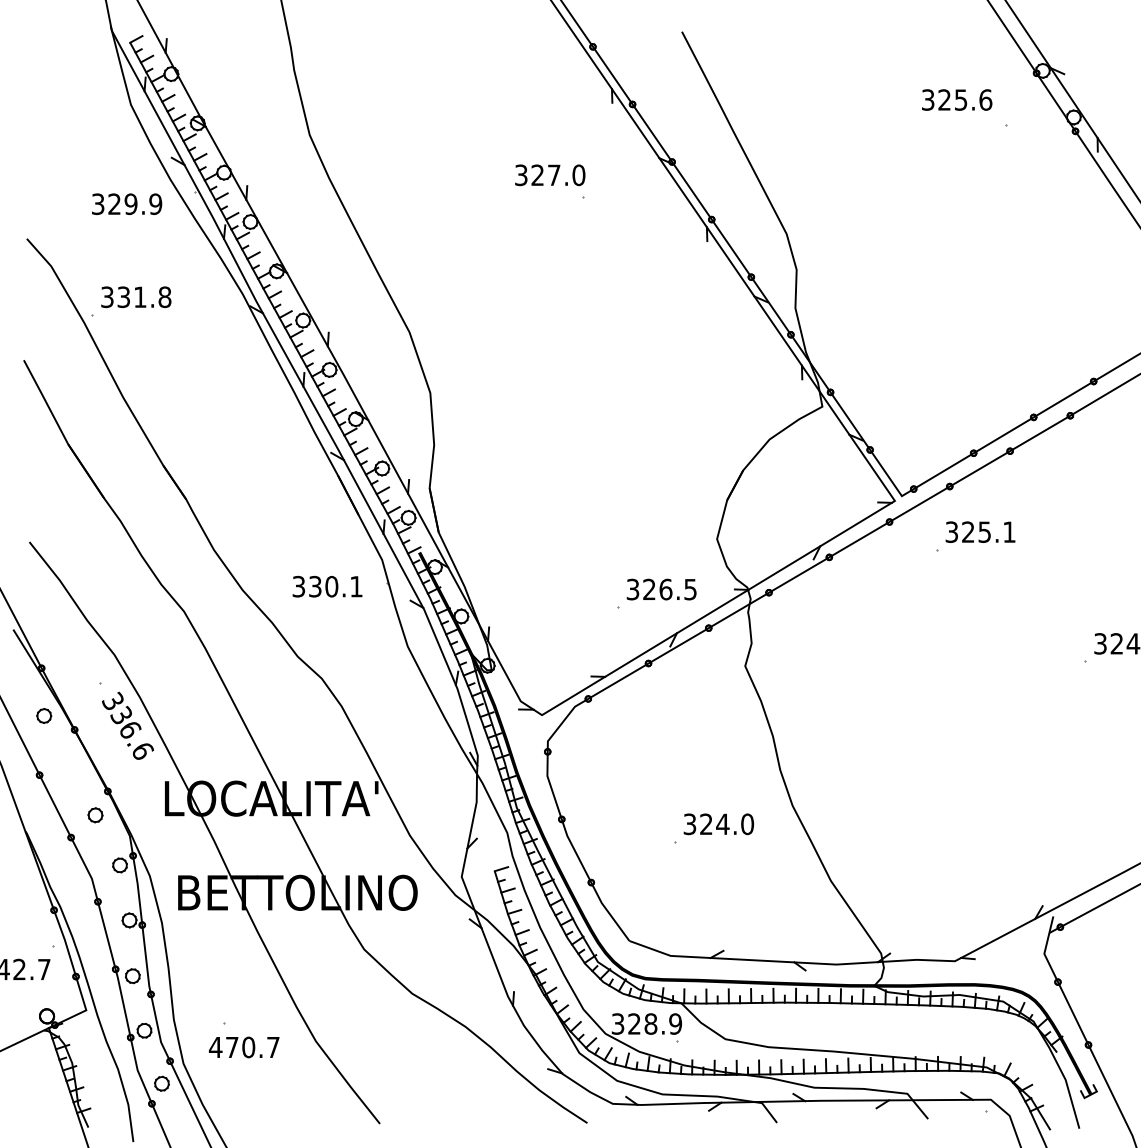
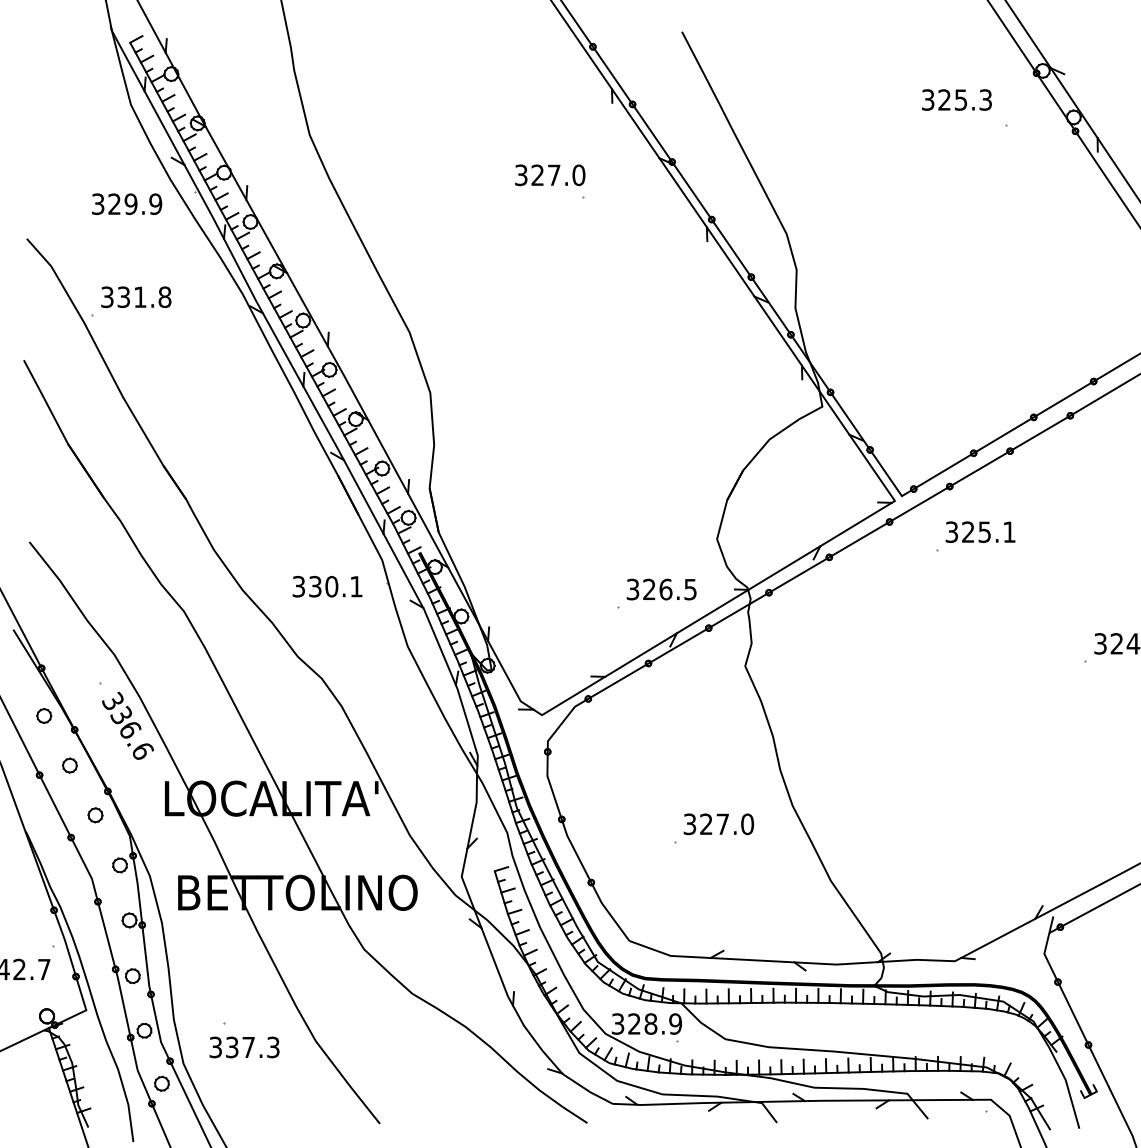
text: 325.6 -> 325.3 (985, 99)
part: none -> present (69, 765)
text: 324.0 -> 327.0 (722, 823)
text: 470.7 -> 337.3 (243, 1047)
